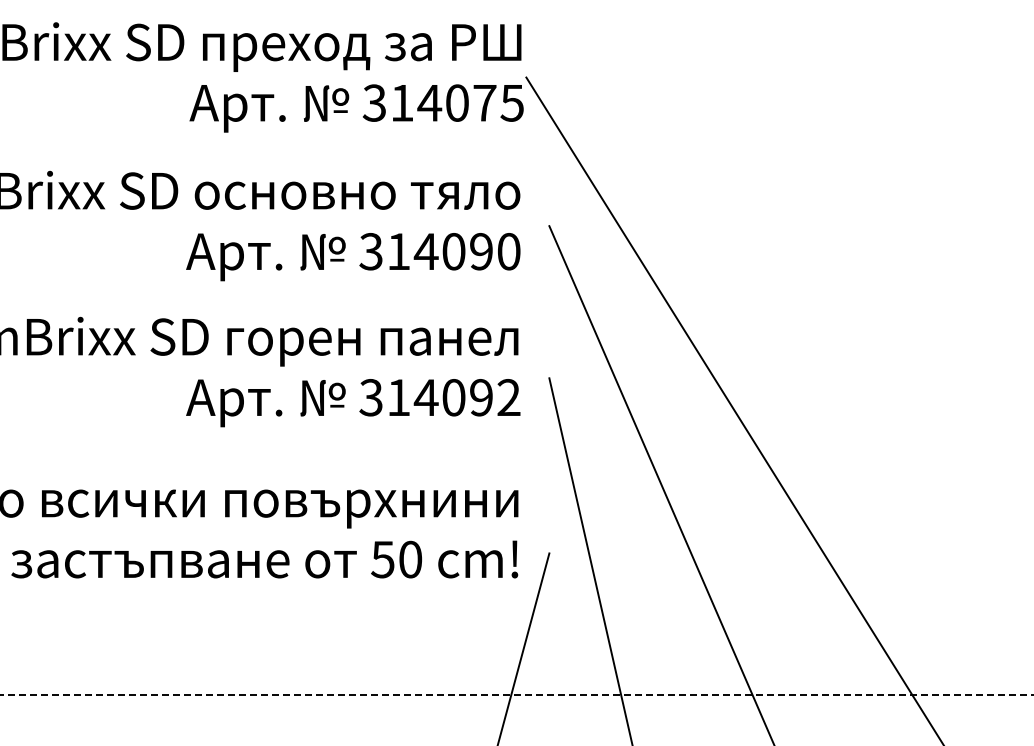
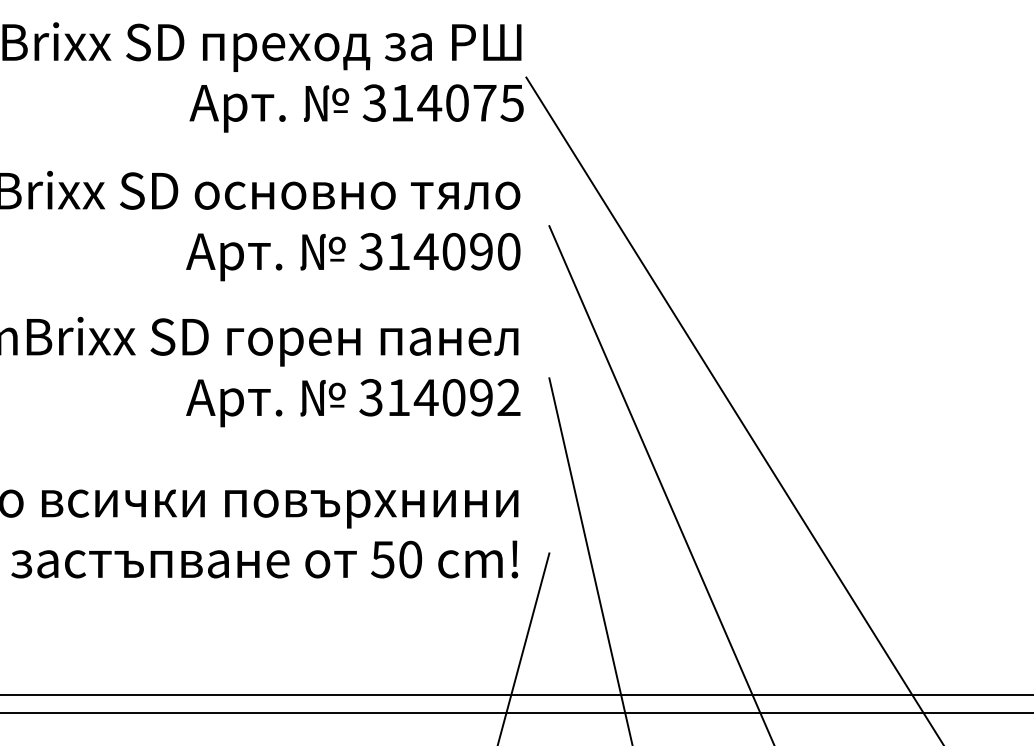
line: dashed -> solid (516, 694)
line: none -> present (516, 712)
